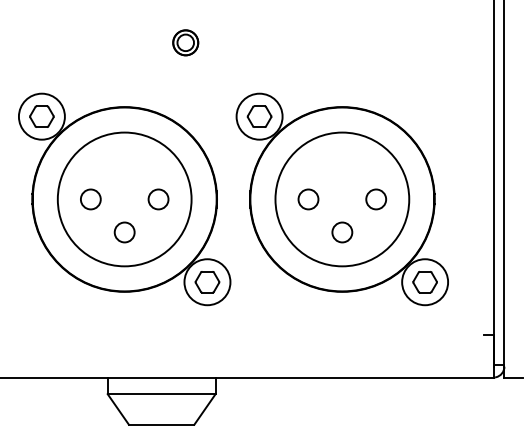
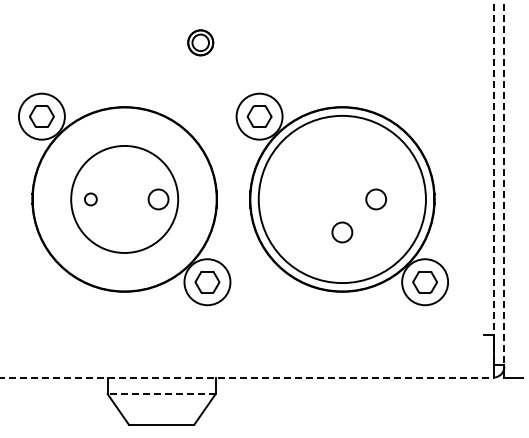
part position: (185, 42) -> (200, 42) (200, 42)
line: solid -> dashed (494, 183)
line: solid -> dashed (504, 183)
circle size: 22x23 px -> 14x15 px (90, 199)
circle diameter: 134 px -> 107 px (124, 198)
circle: present -> none (308, 199)
circle diameter: 134 px -> 167 px (341, 199)
circle: present -> none (124, 232)
line: solid -> dashed (247, 377)
line: solid -> dashed (161, 394)
